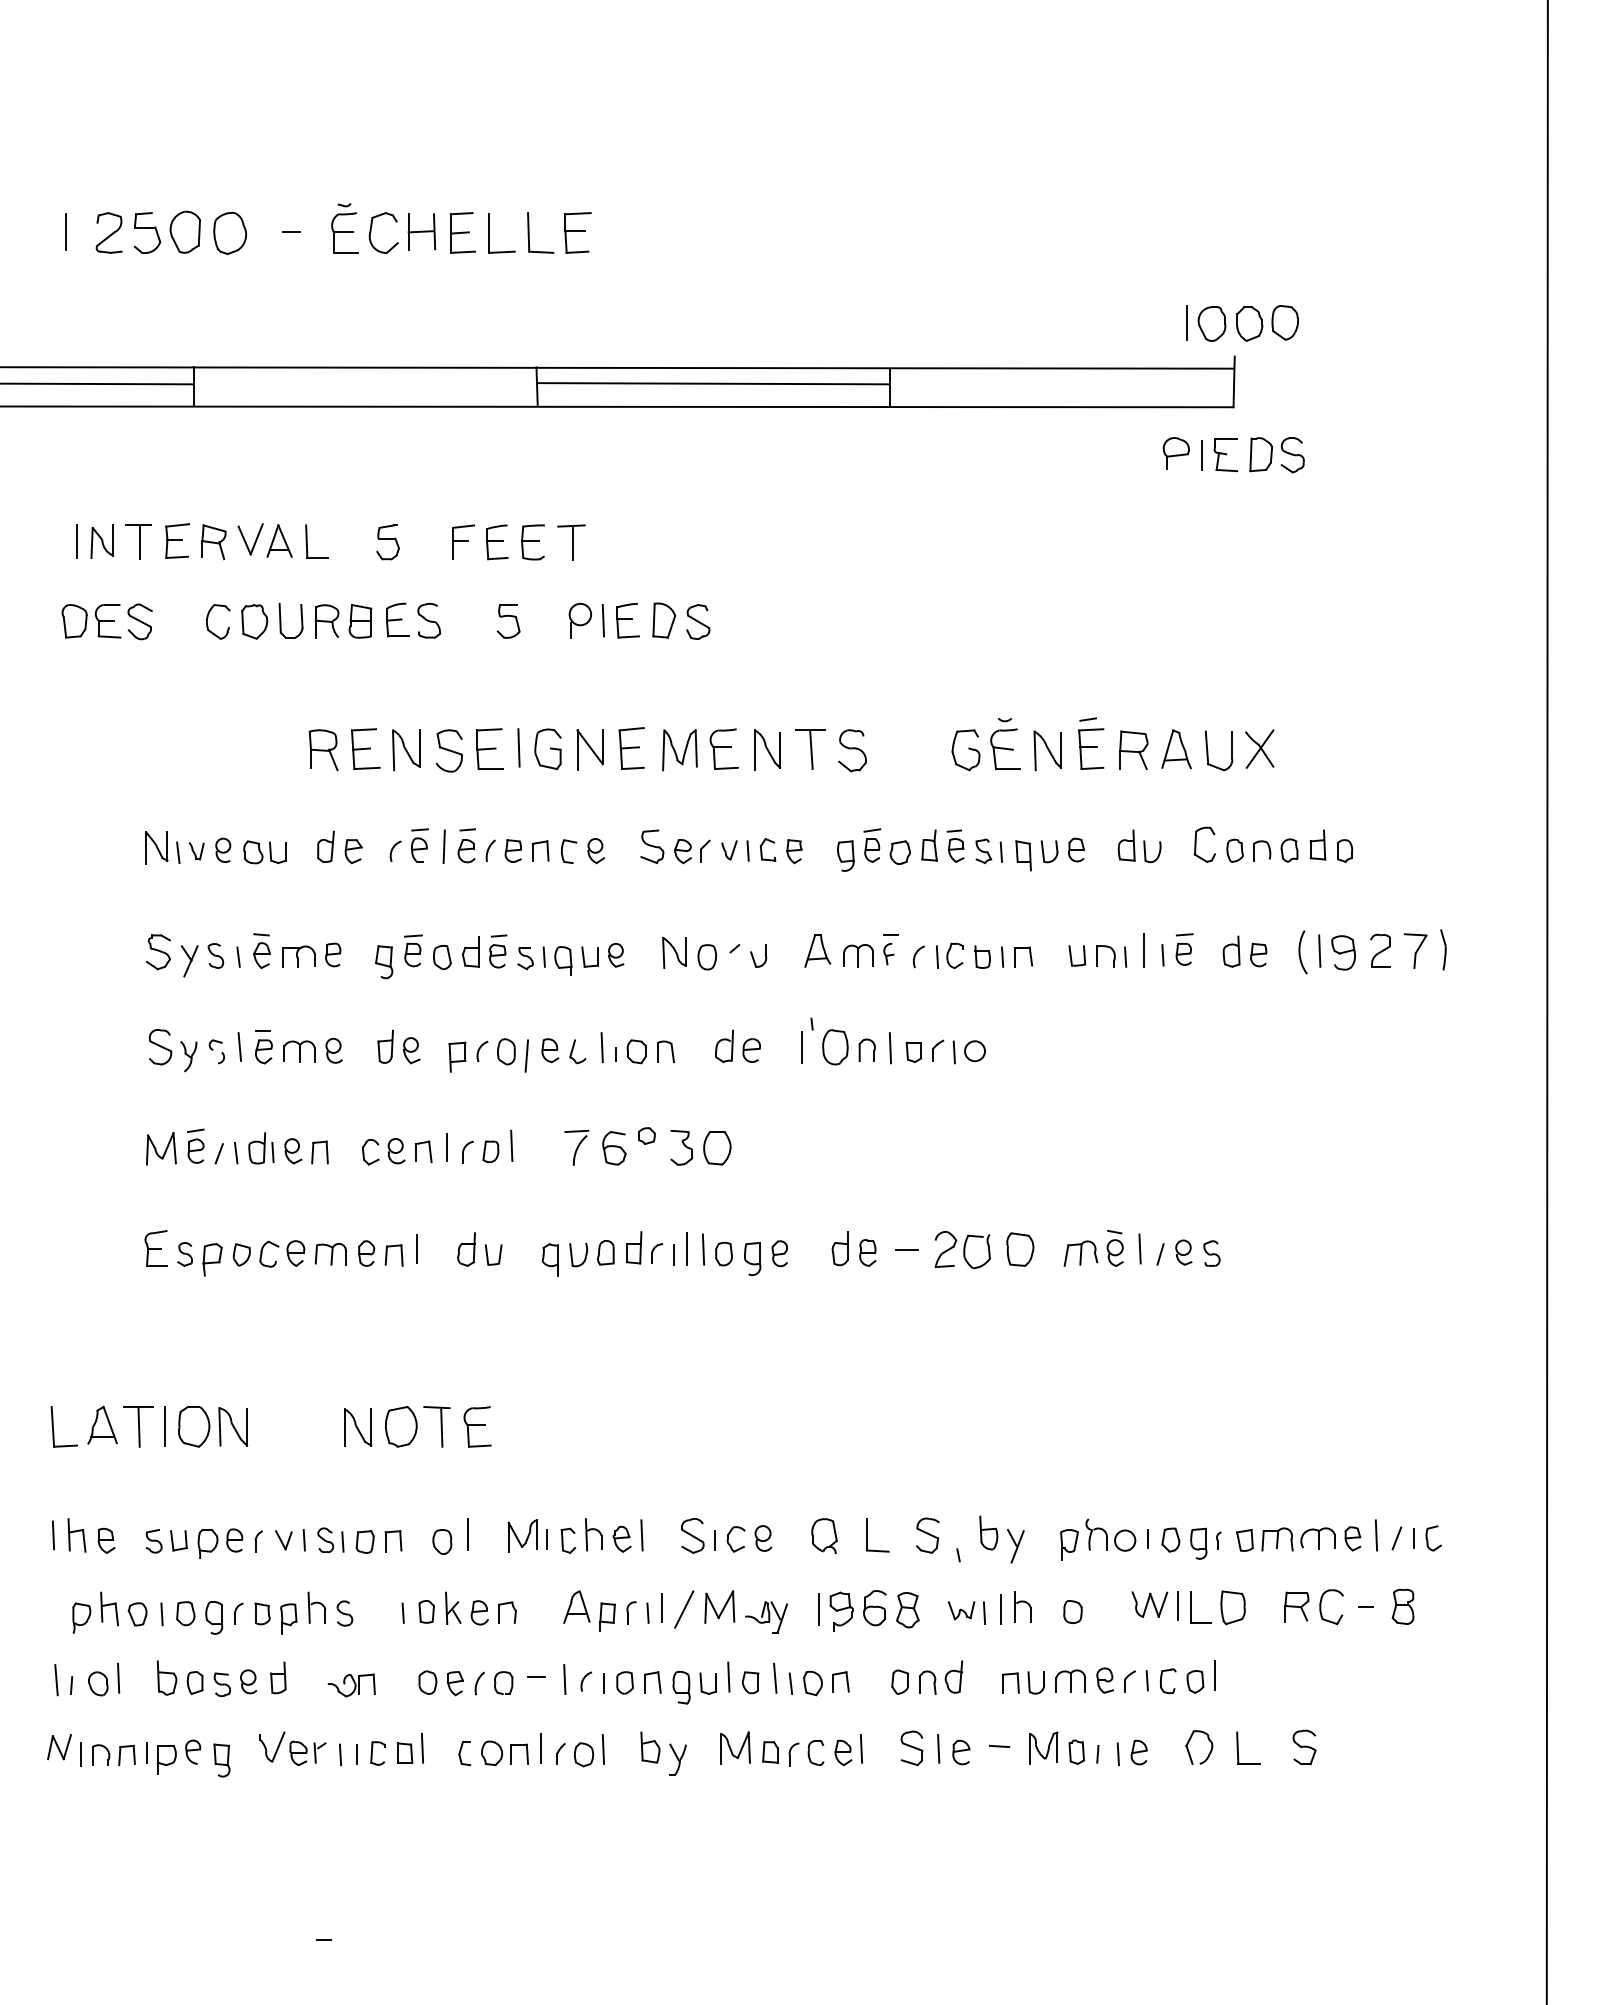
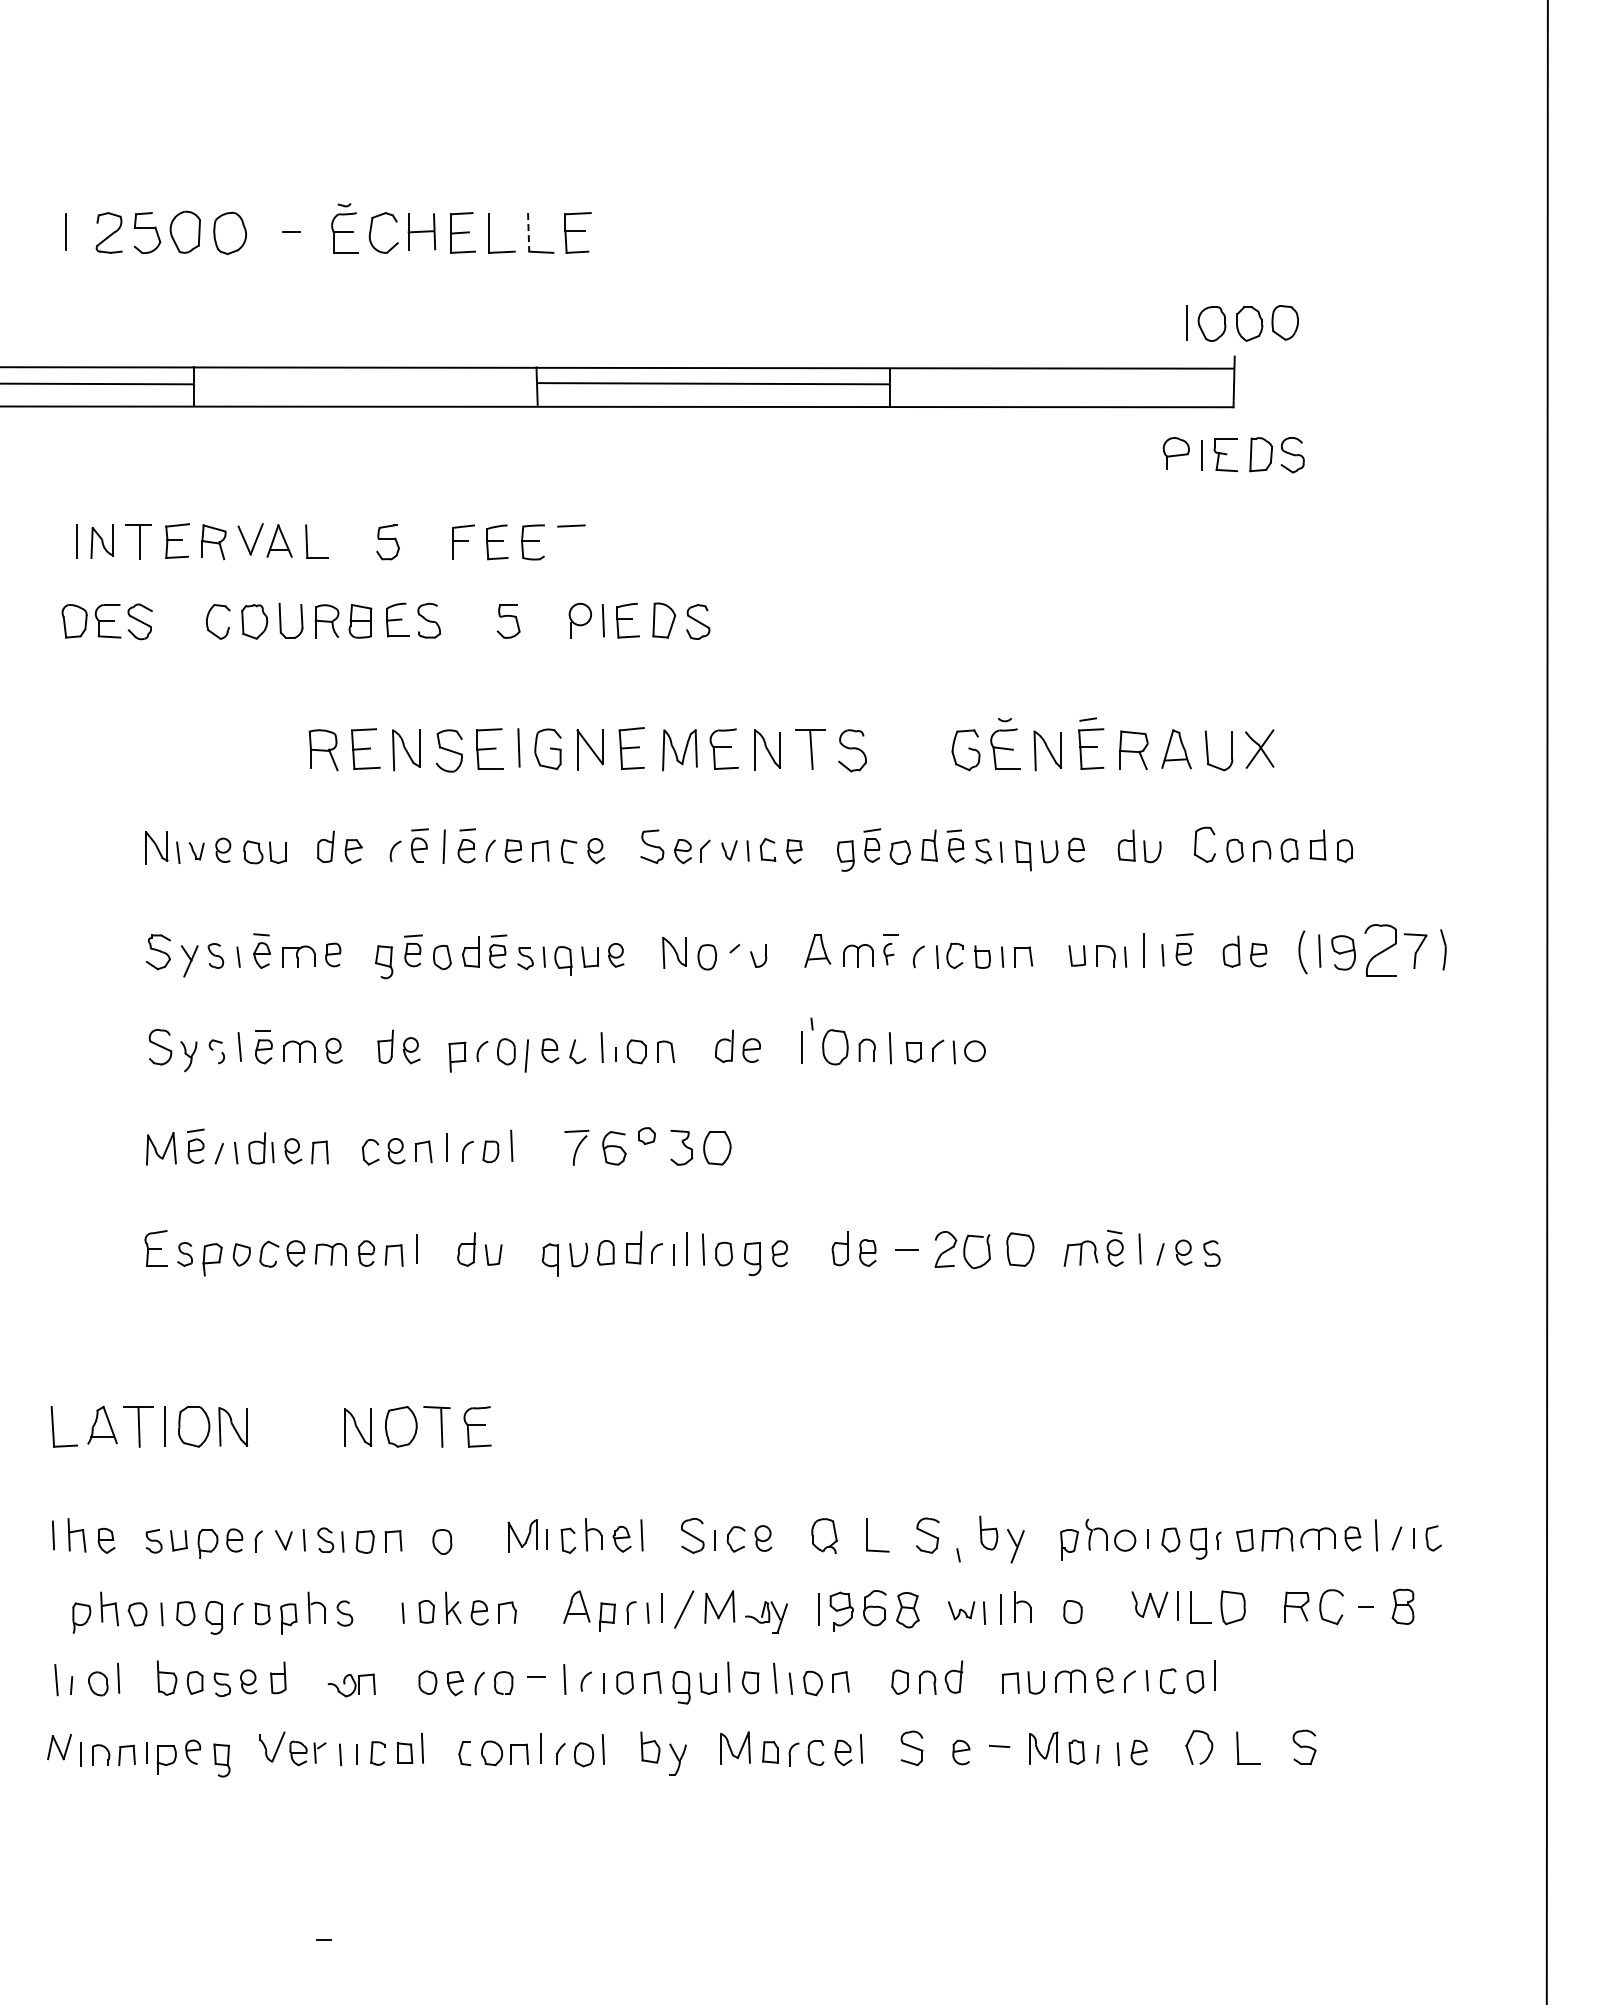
line: solid -> dashed (528, 232)
line: present -> none (572, 543)
part size: 21x34 px -> 33x53 px (1380, 950)
line: present -> none (467, 1534)
line: present -> none (938, 1748)
